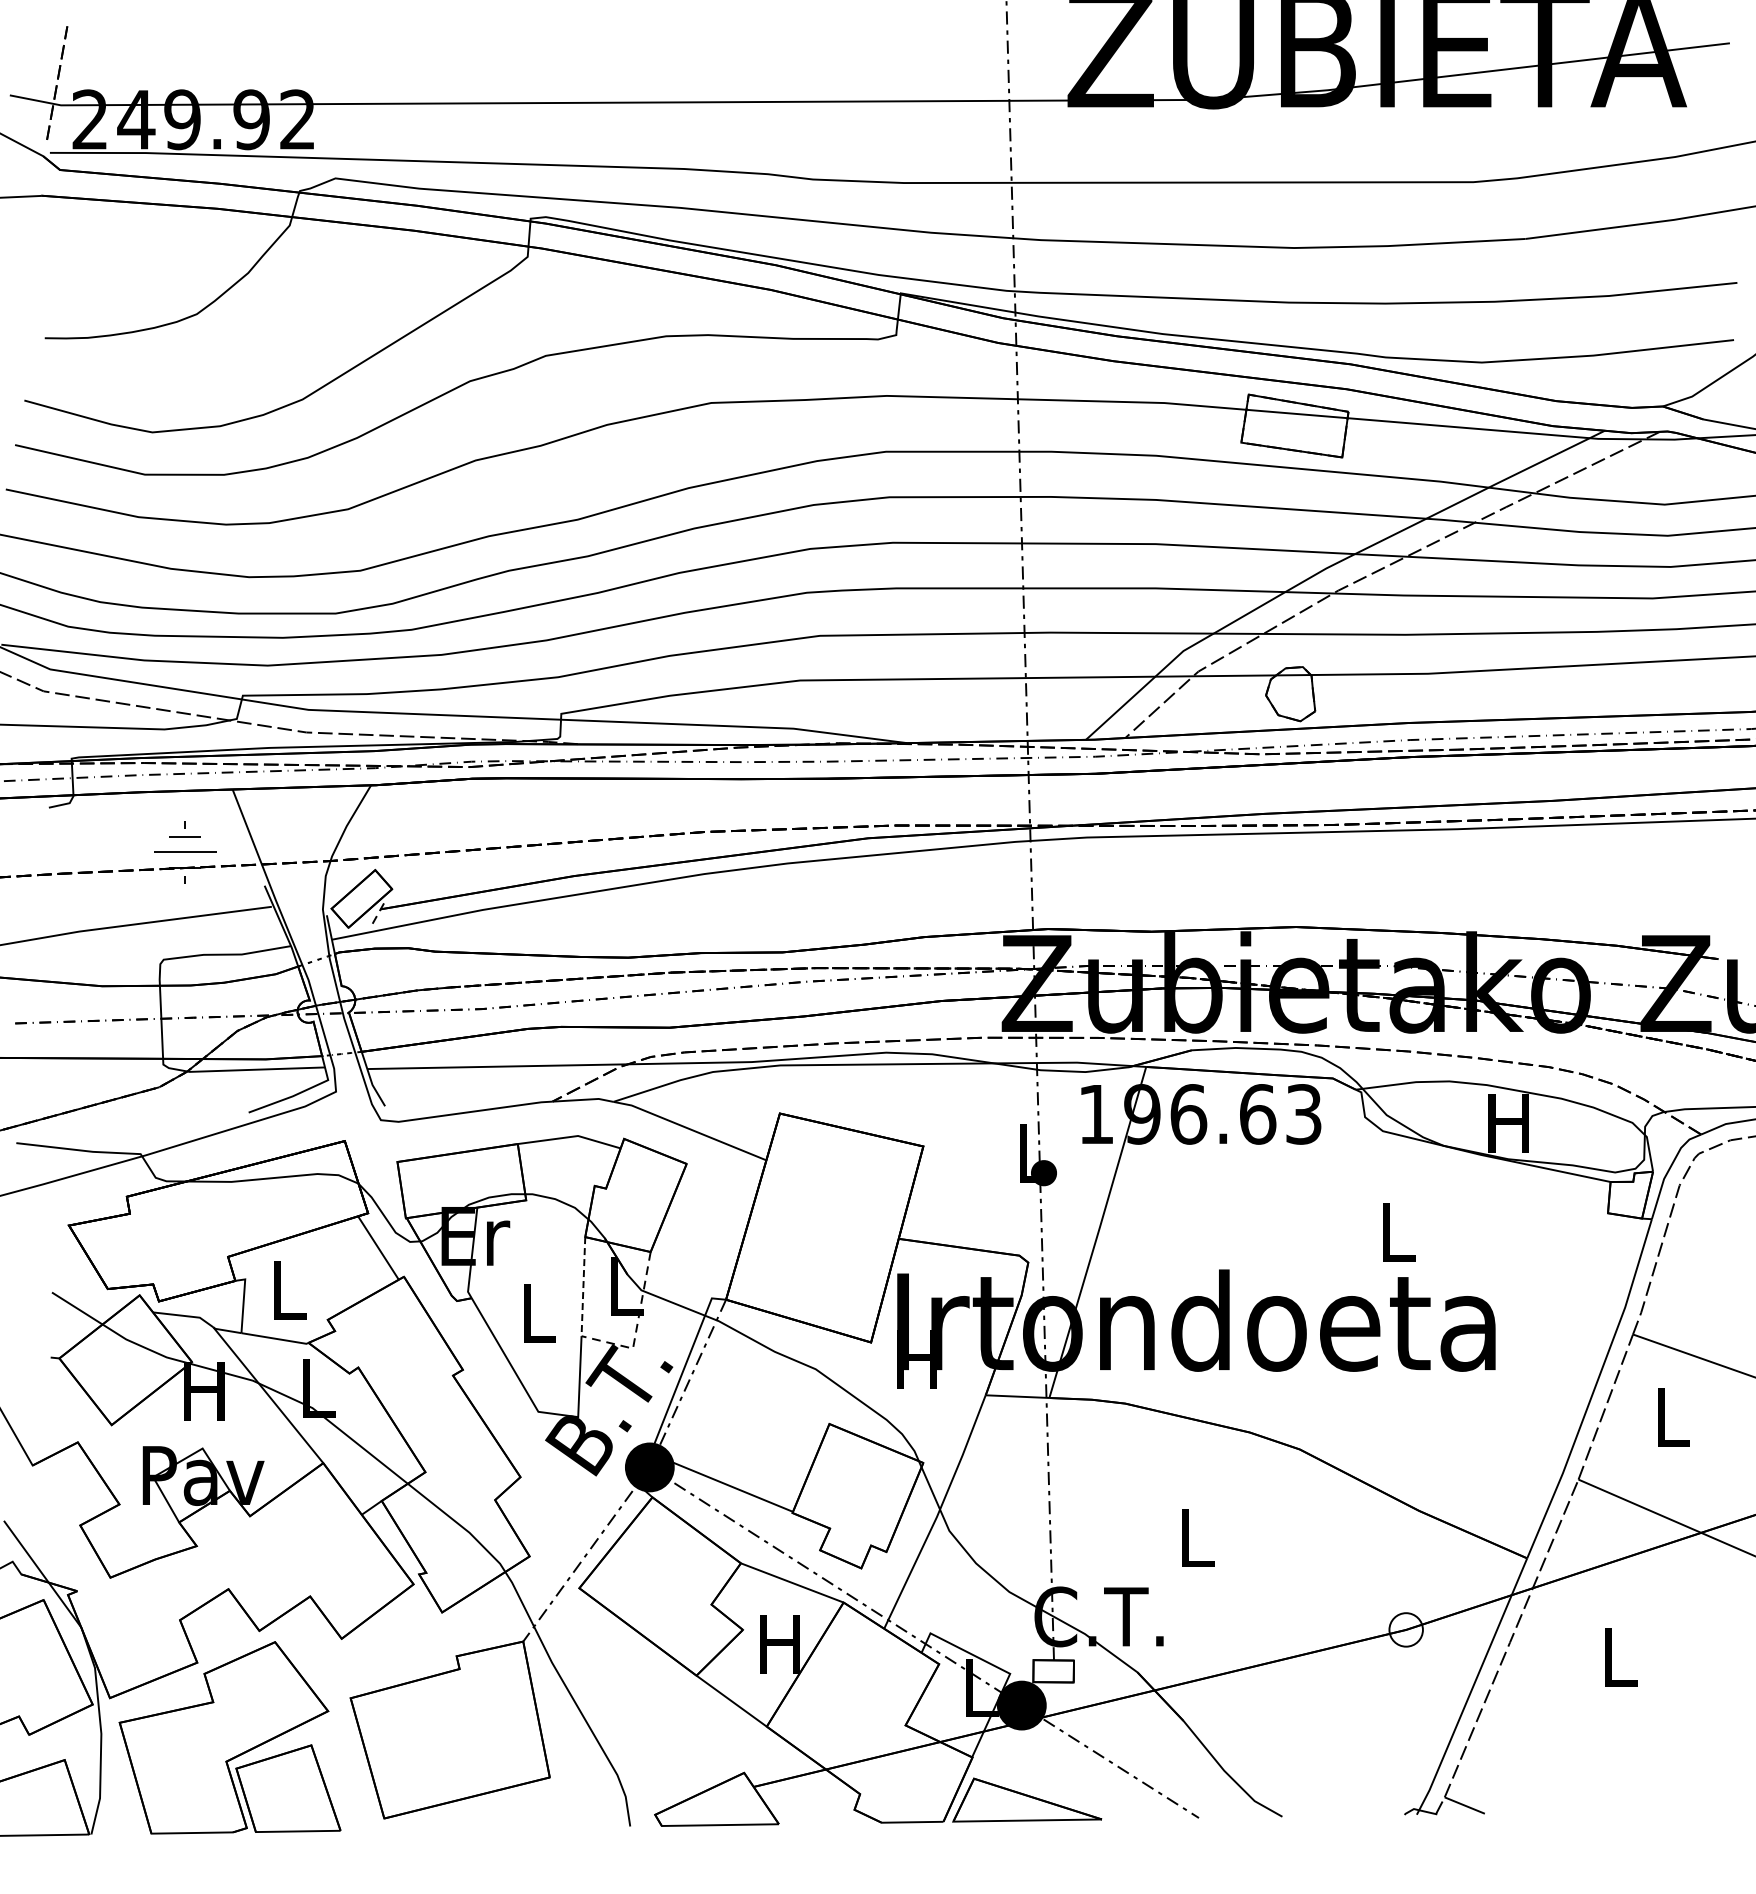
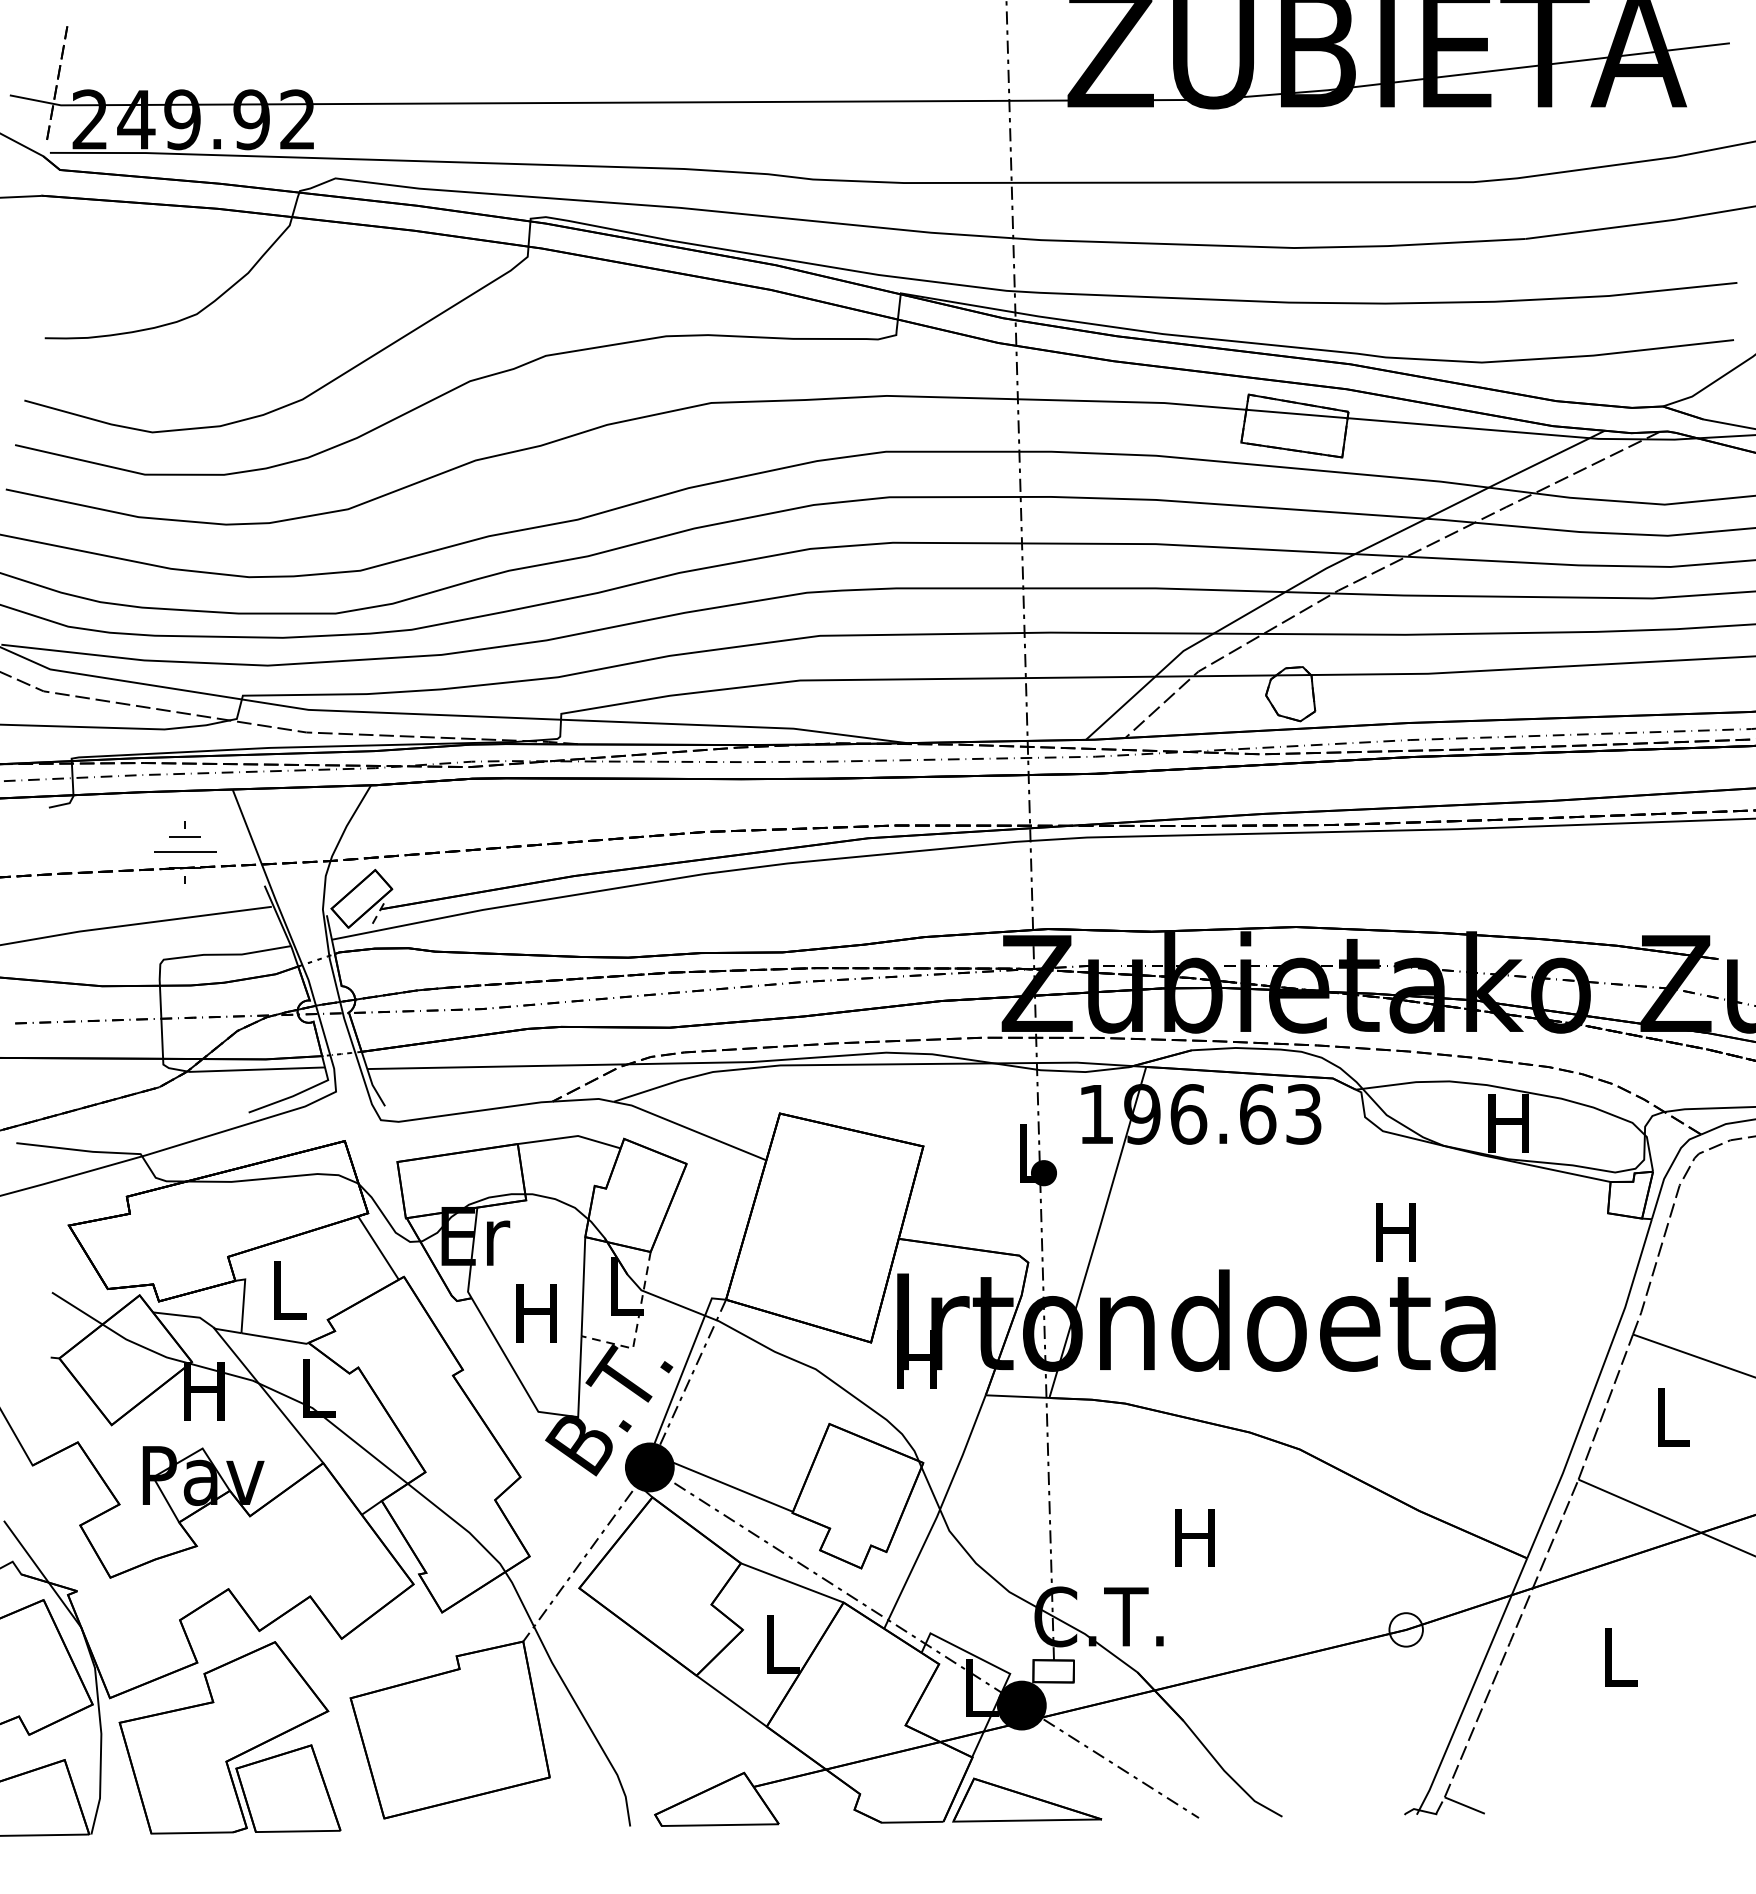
text: L -> H (1395, 1232)
line: dashed -> solid (583, 1287)
text: L -> H (536, 1313)
text: L -> H (1194, 1537)
text: H -> L (779, 1644)
